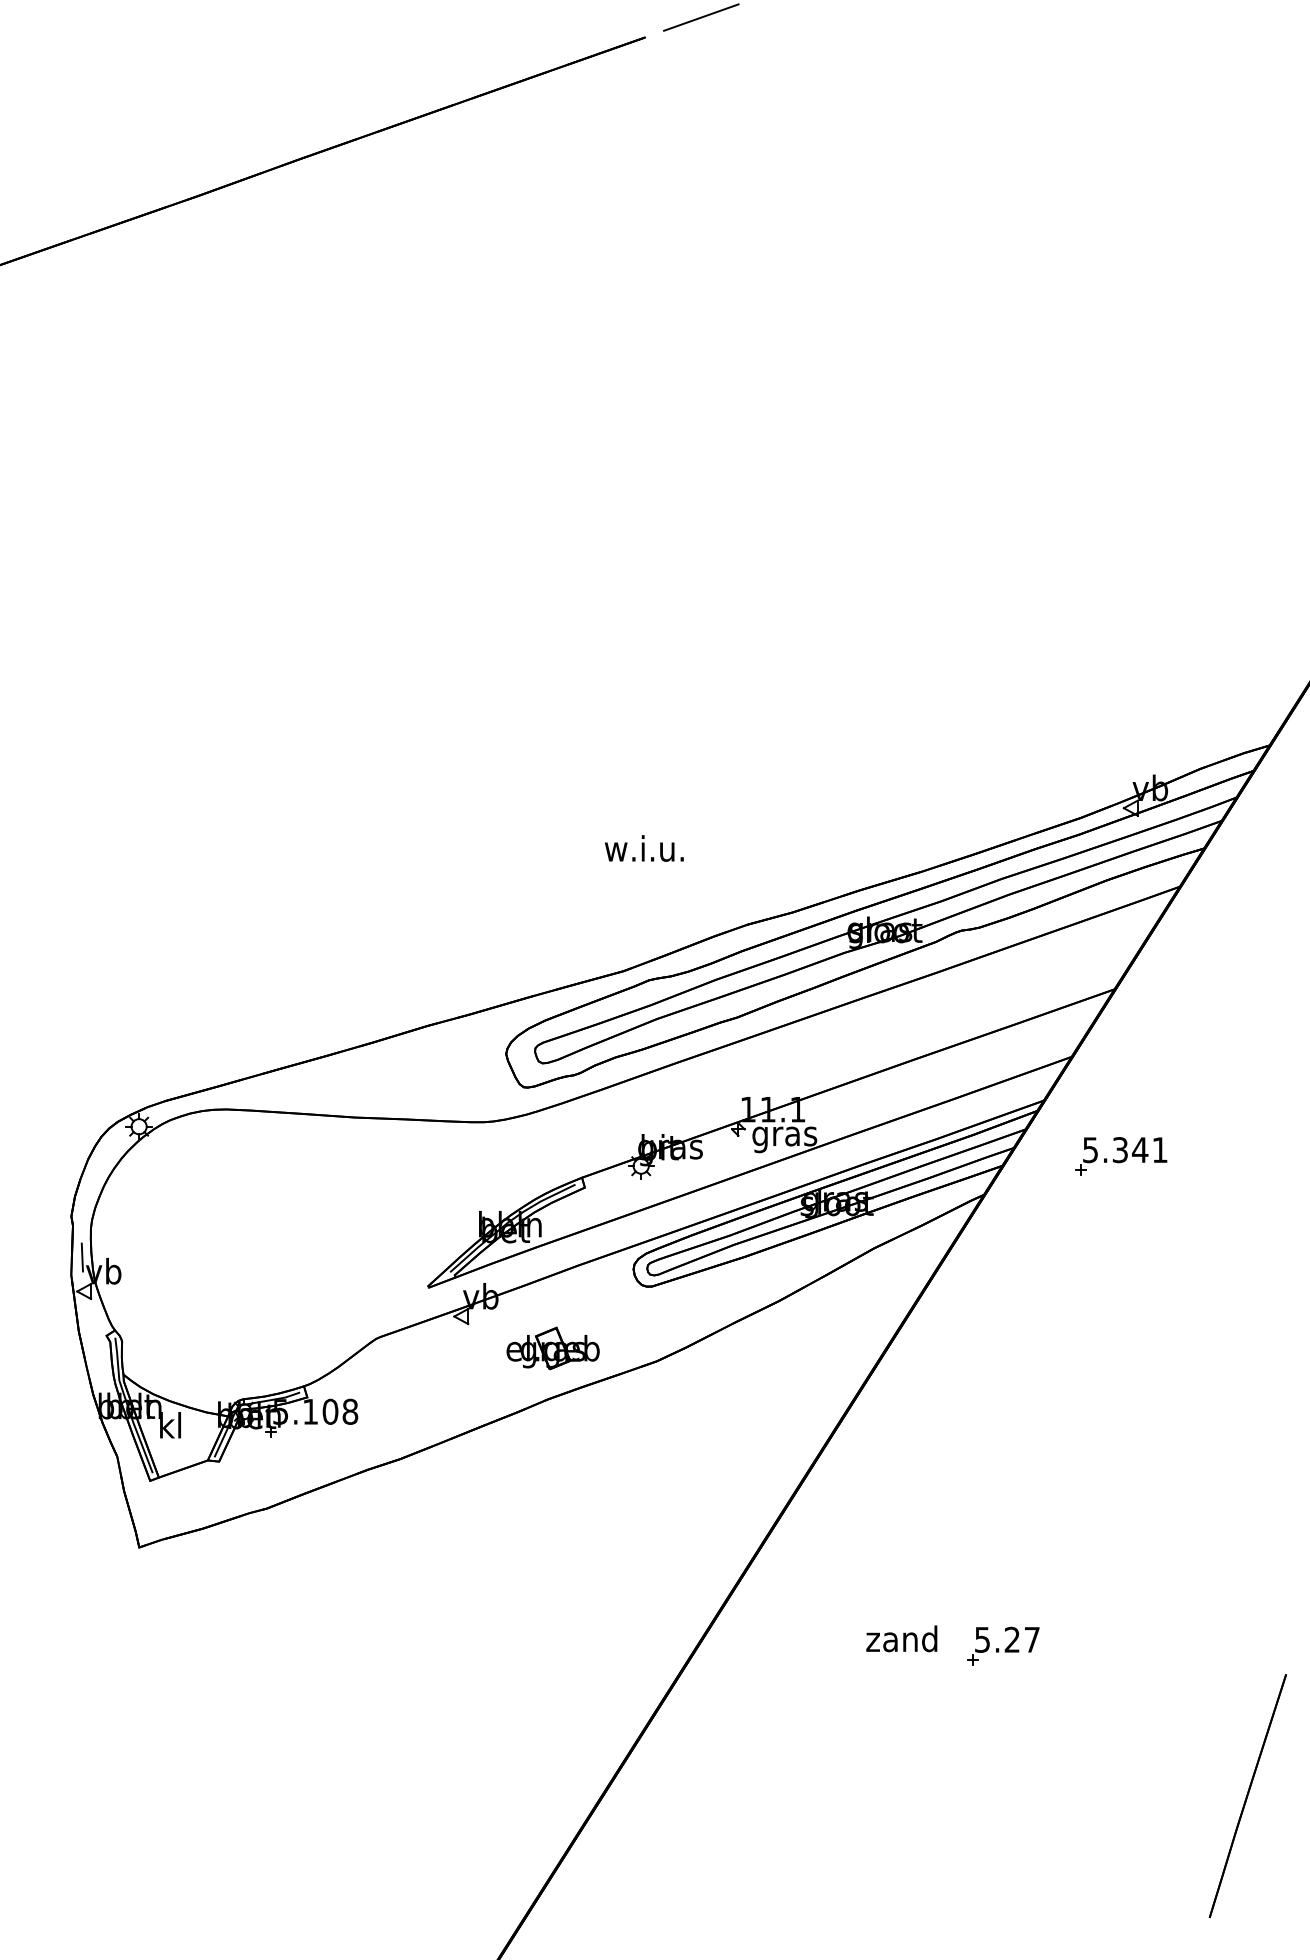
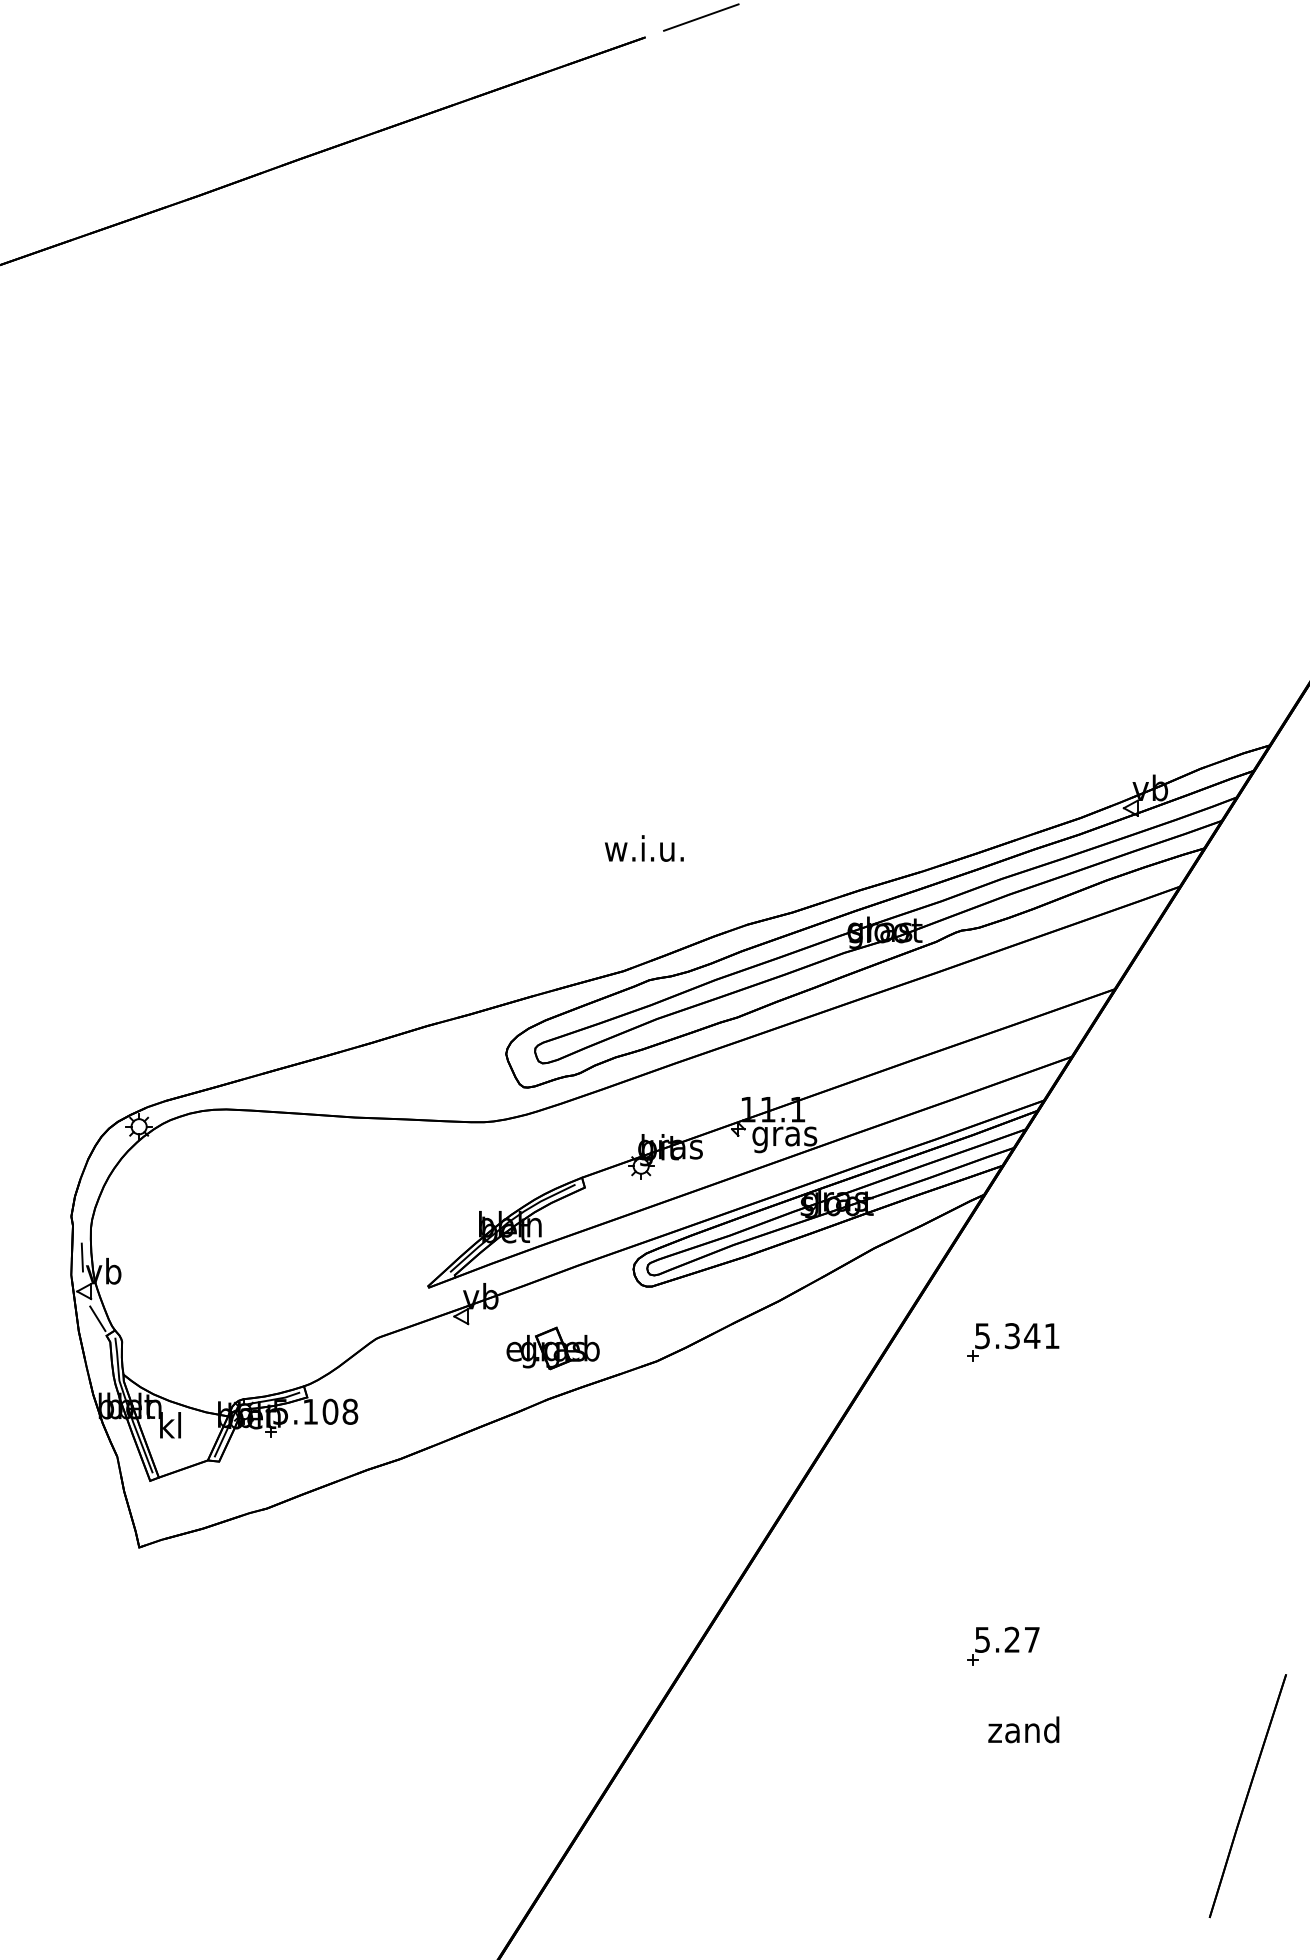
part position: (1121, 1156) -> (1013, 1342) (1013, 1342)
line: none -> present (97, 1318)
text position: (901, 1638) -> (1023, 1729) (1023, 1729)
